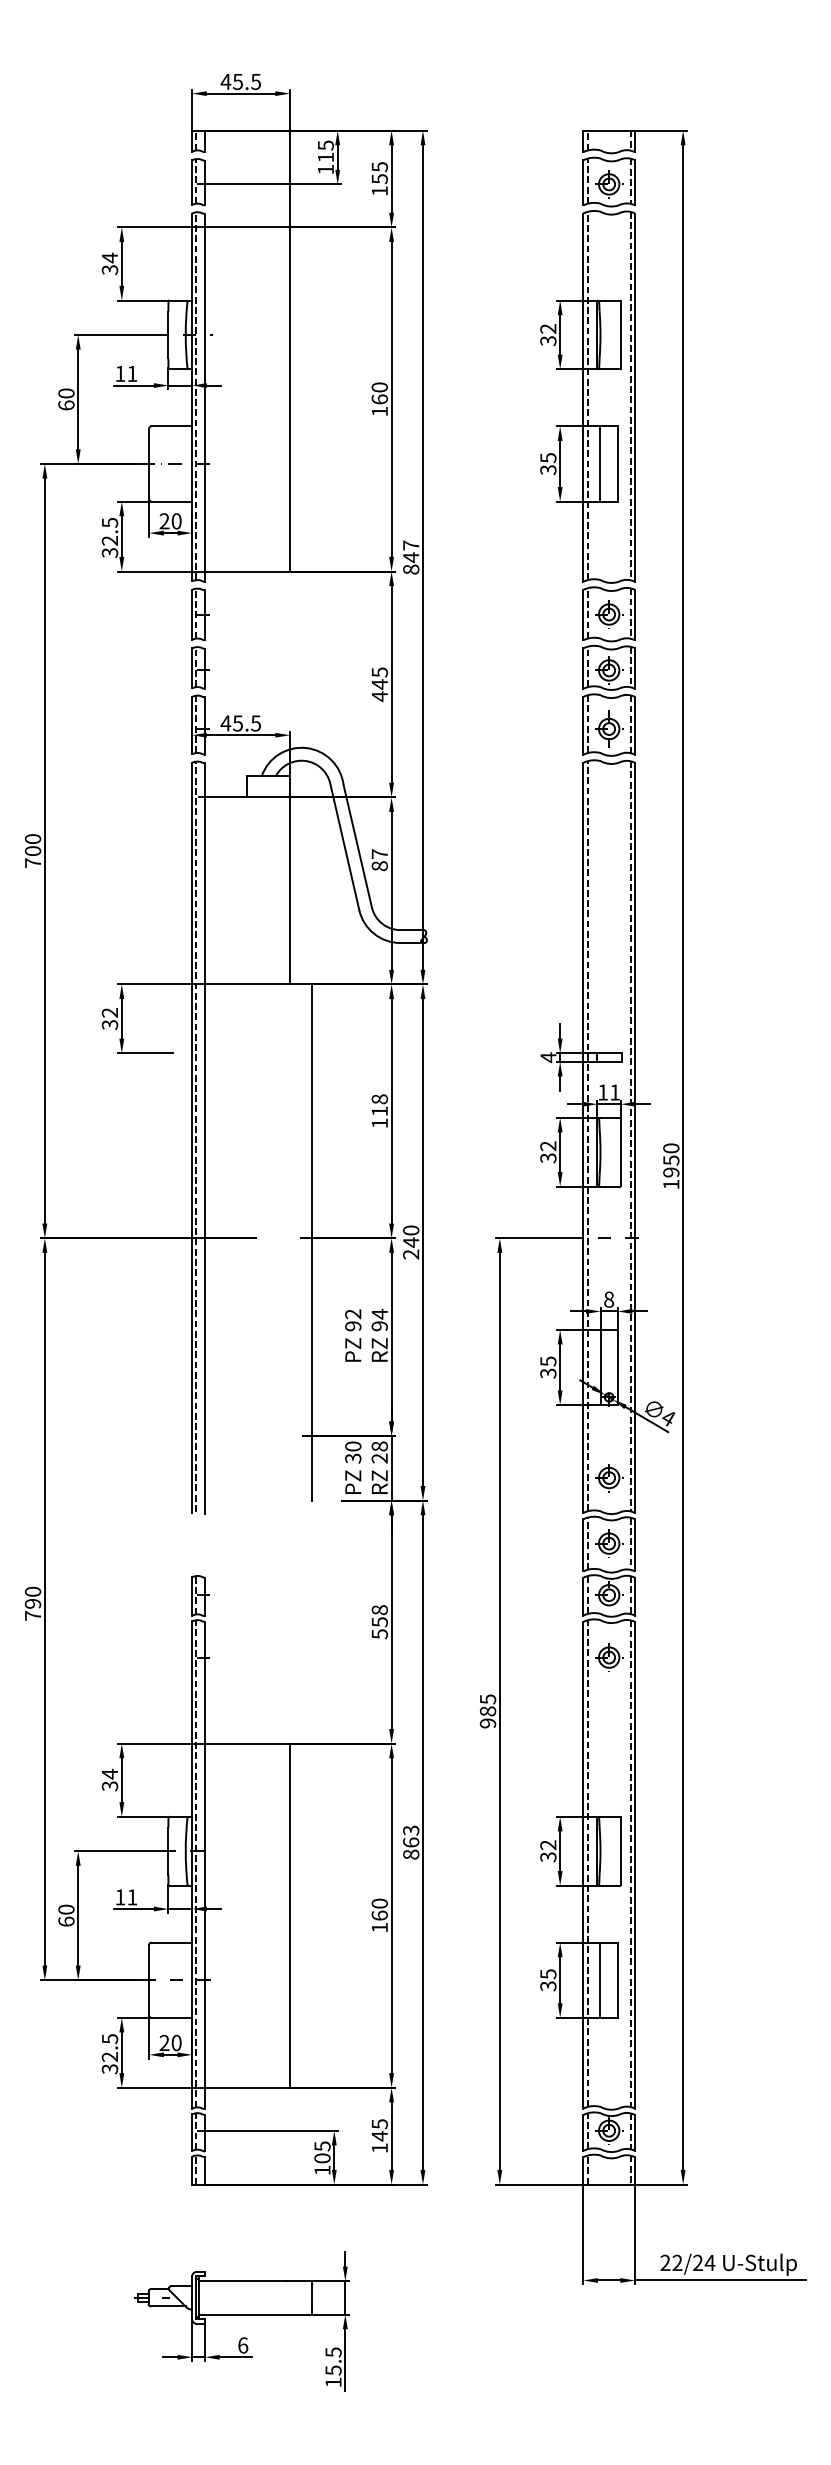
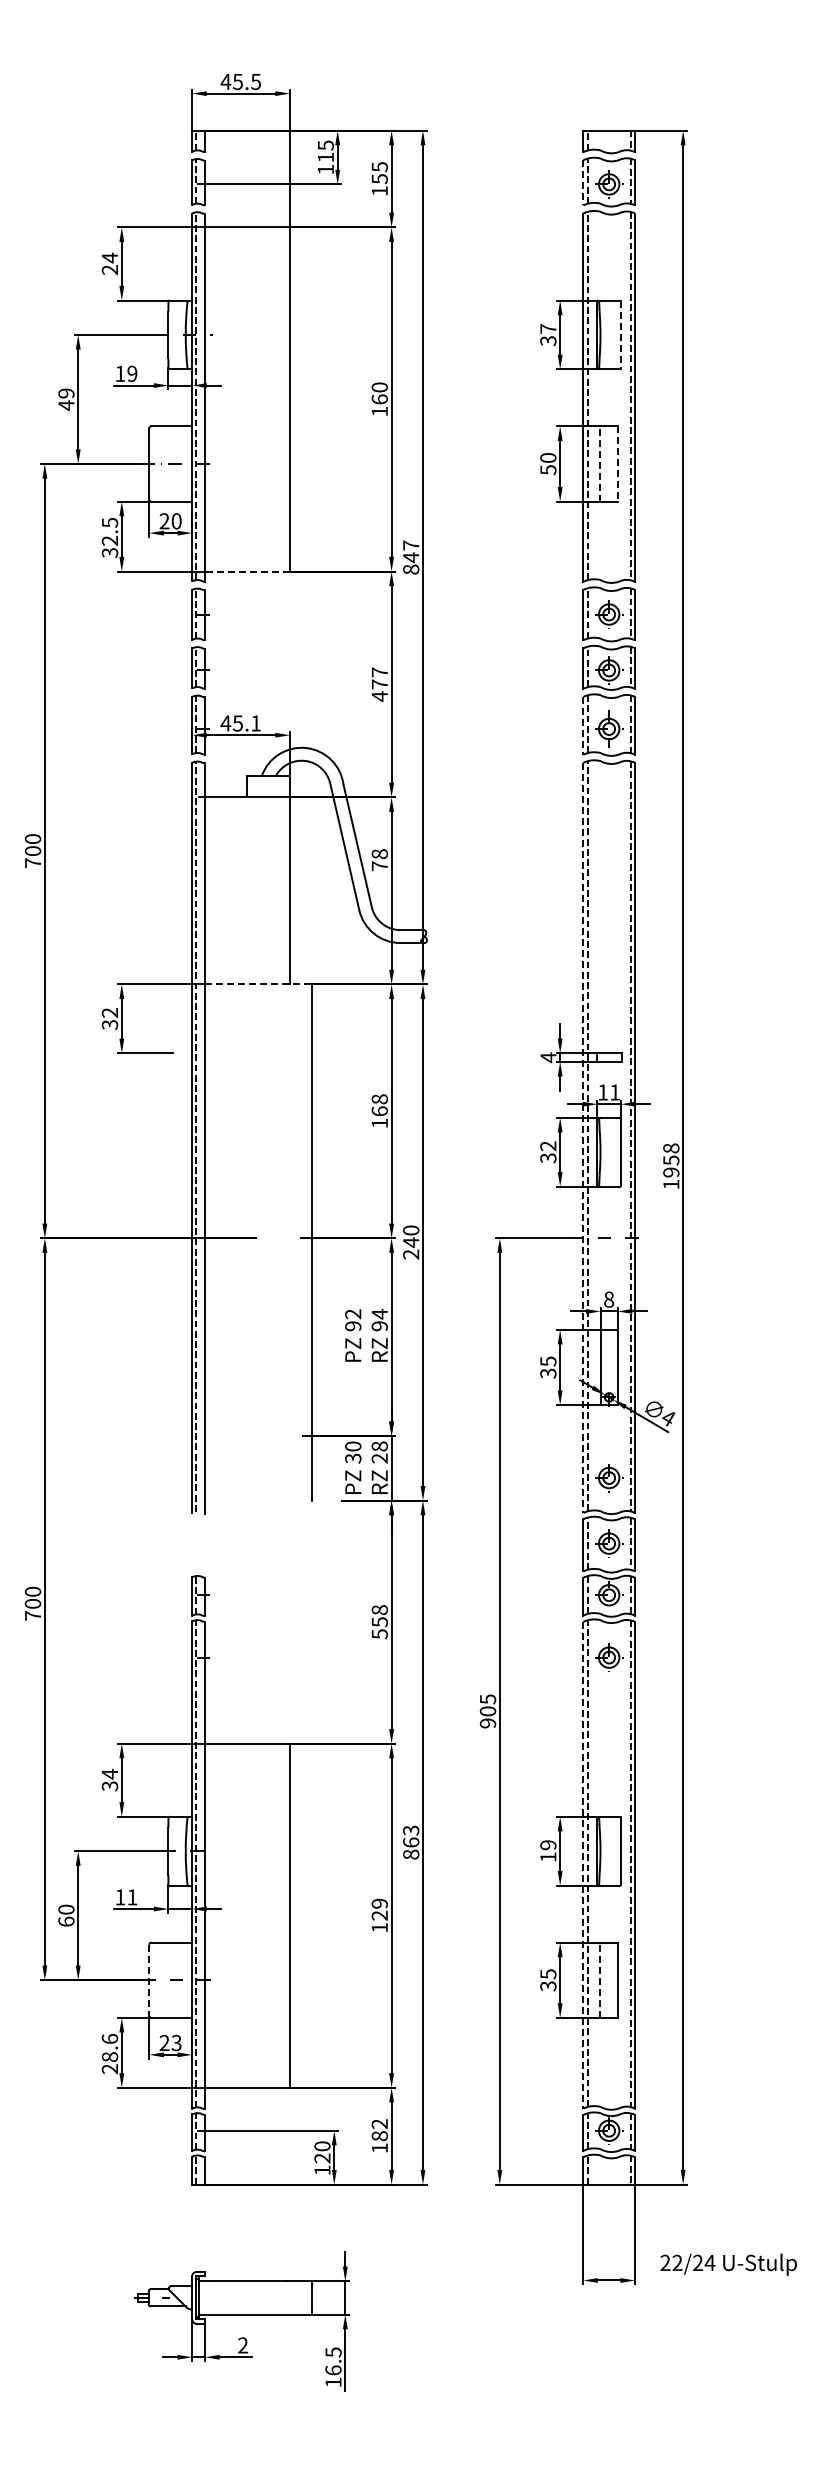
line: solid -> dashed (583, 182)
text: 34 -> 24 (110, 269)
text: 32 -> 37 (548, 328)
line: solid -> dashed (621, 334)
text: 11 -> 19 (132, 373)
text: 60 -> 49 (66, 399)
text: 35 -> 50 (548, 463)
line: solid -> dashed (600, 464)
line: solid -> dashed (618, 464)
line: solid -> dashed (247, 571)
text: 445 -> 477 (379, 678)
text: 45.5 -> 45.1 (255, 723)
line: solid -> dashed (583, 725)
text: 87 -> 78 (379, 860)
line: solid -> dashed (258, 984)
text: 118 -> 168 (379, 1111)
line: solid -> dashed (583, 1138)
text: 1950 -> 1958 (671, 1148)
text: 790 -> 700 (33, 1603)
text: 985 -> 905 (487, 1711)
text: 32 -> 19 (548, 1851)
line: solid -> dashed (583, 1865)
text: 160 -> 129 (379, 1909)
line: solid -> dashed (149, 1980)
line: solid -> dashed (600, 1980)
text: 20 -> 23 (176, 2043)
text: 32.5 -> 28.6 (109, 2054)
text: 145 -> 182 (379, 2130)
text: 105 -> 120 (322, 2152)
line: present -> none (720, 2280)
text: 6 -> 2 (243, 2345)
text: 15.5 -> 16.5 (333, 2370)
